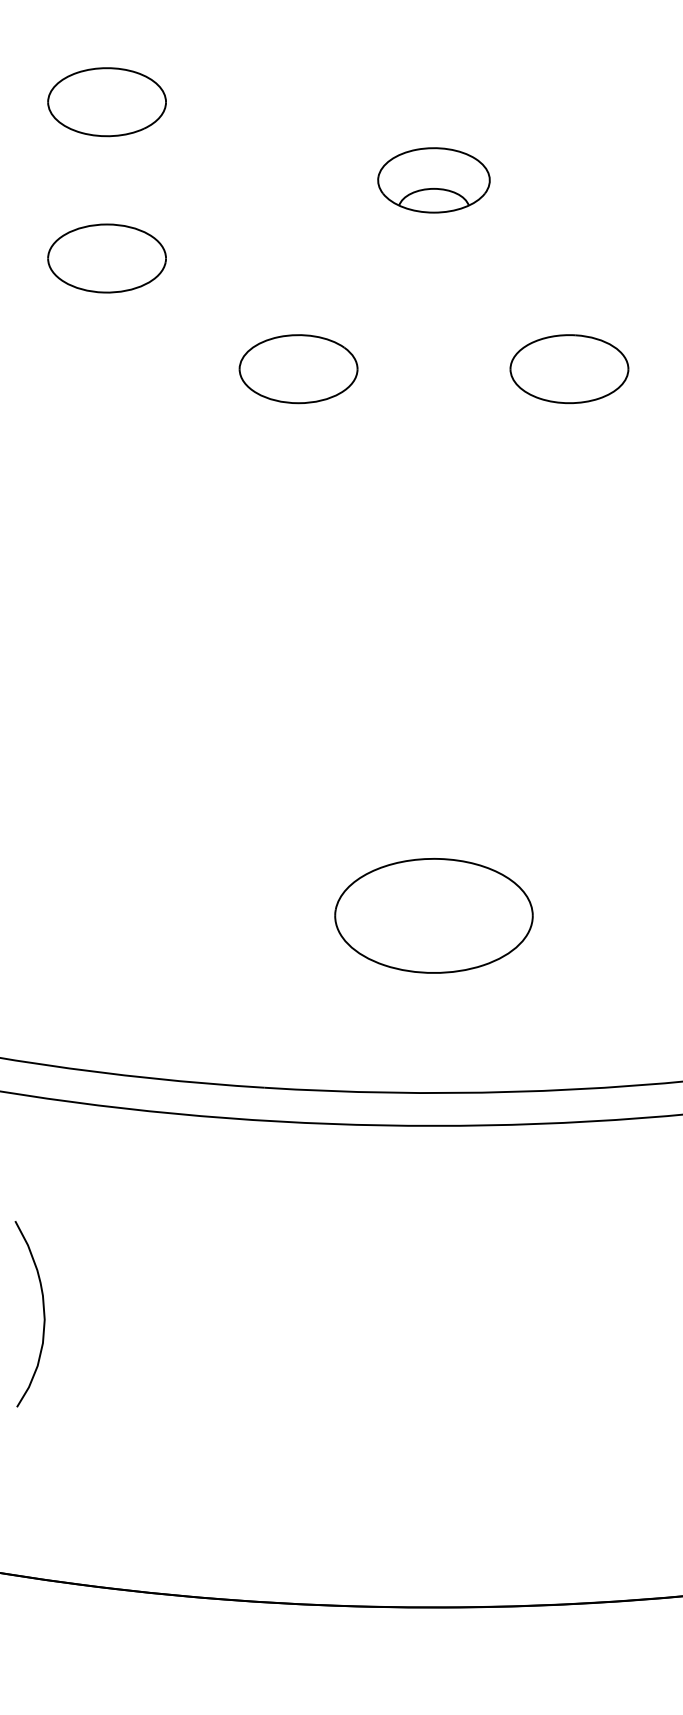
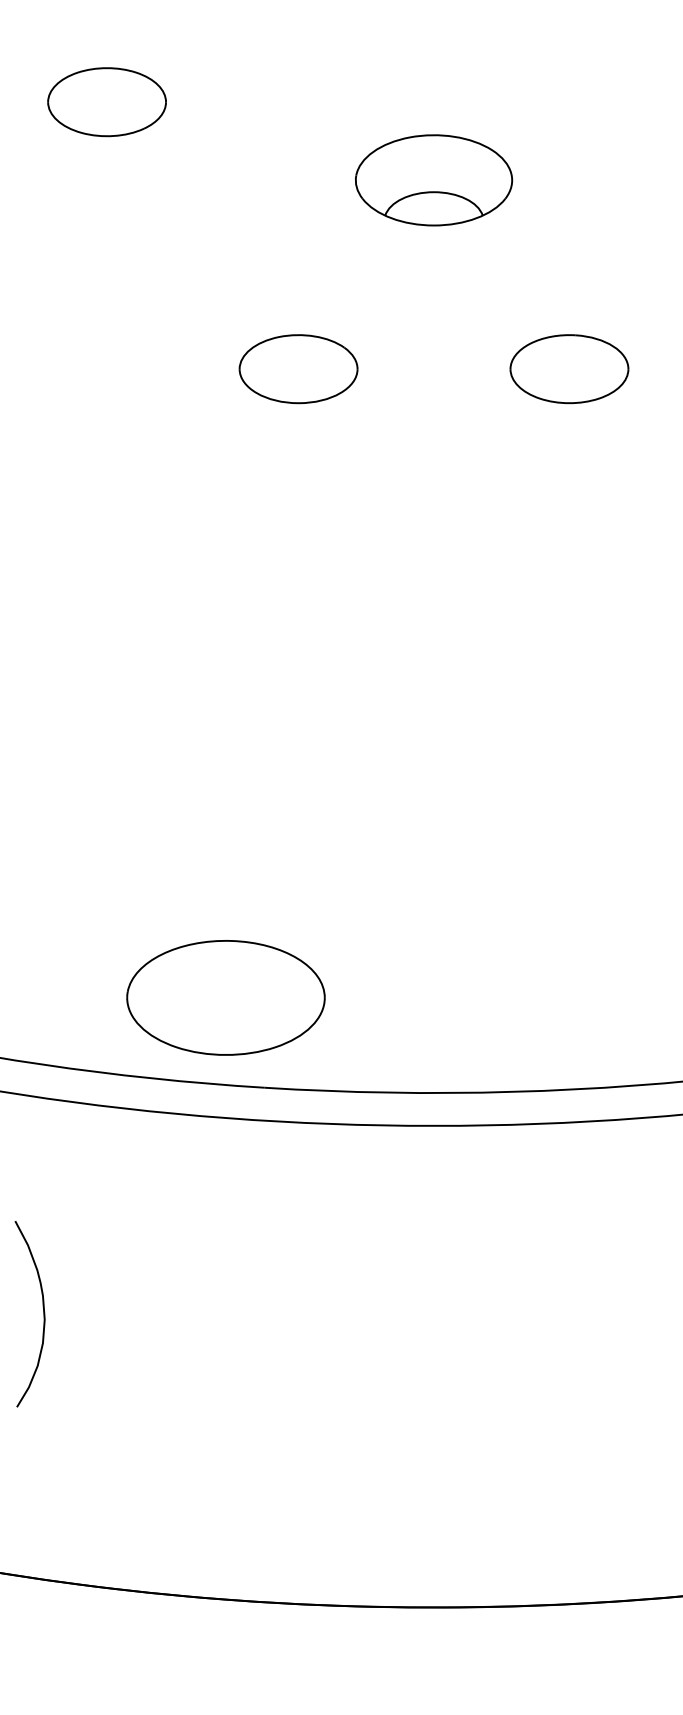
part size: 114x67 px -> 159x93 px (434, 180)
part: present -> none (106, 258)
part position: (433, 915) -> (225, 997) (225, 997)
